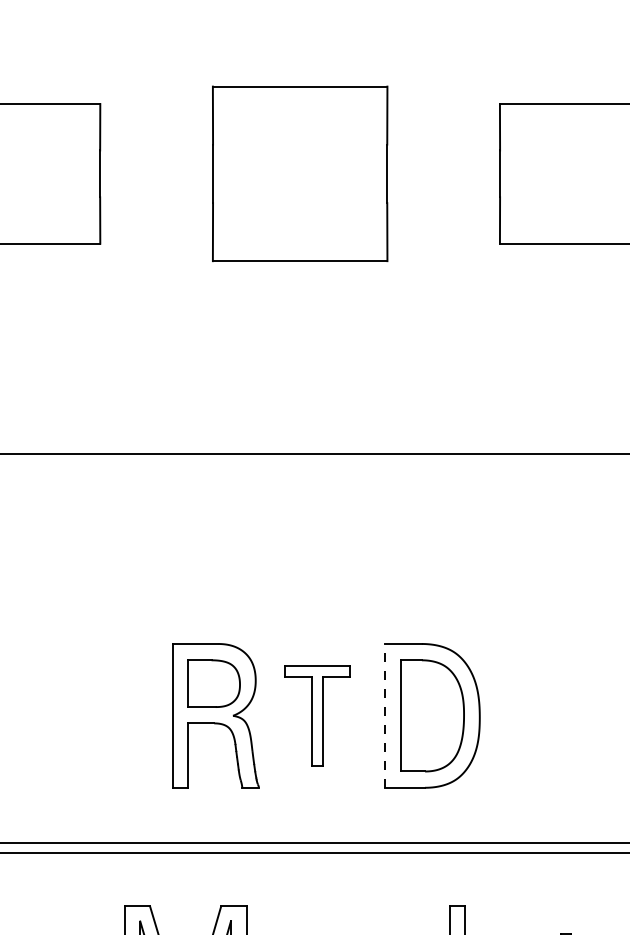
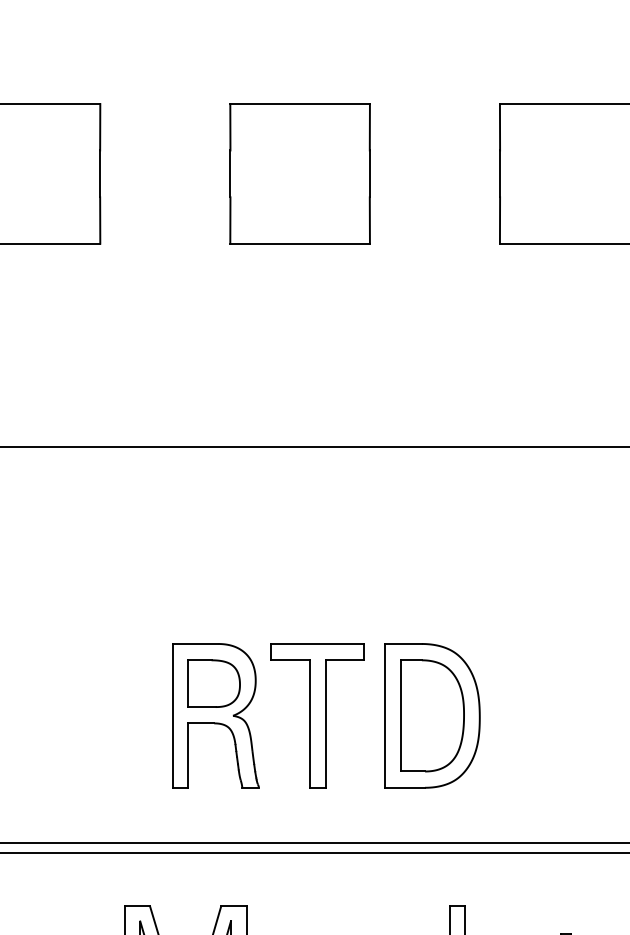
part size: 177x177 px -> 142x142 px (299, 173)
line position: (314, 454) -> (314, 447) (314, 447)
part size: 67x102 px -> 95x146 px (317, 715)
line: dashed -> solid (385, 715)
